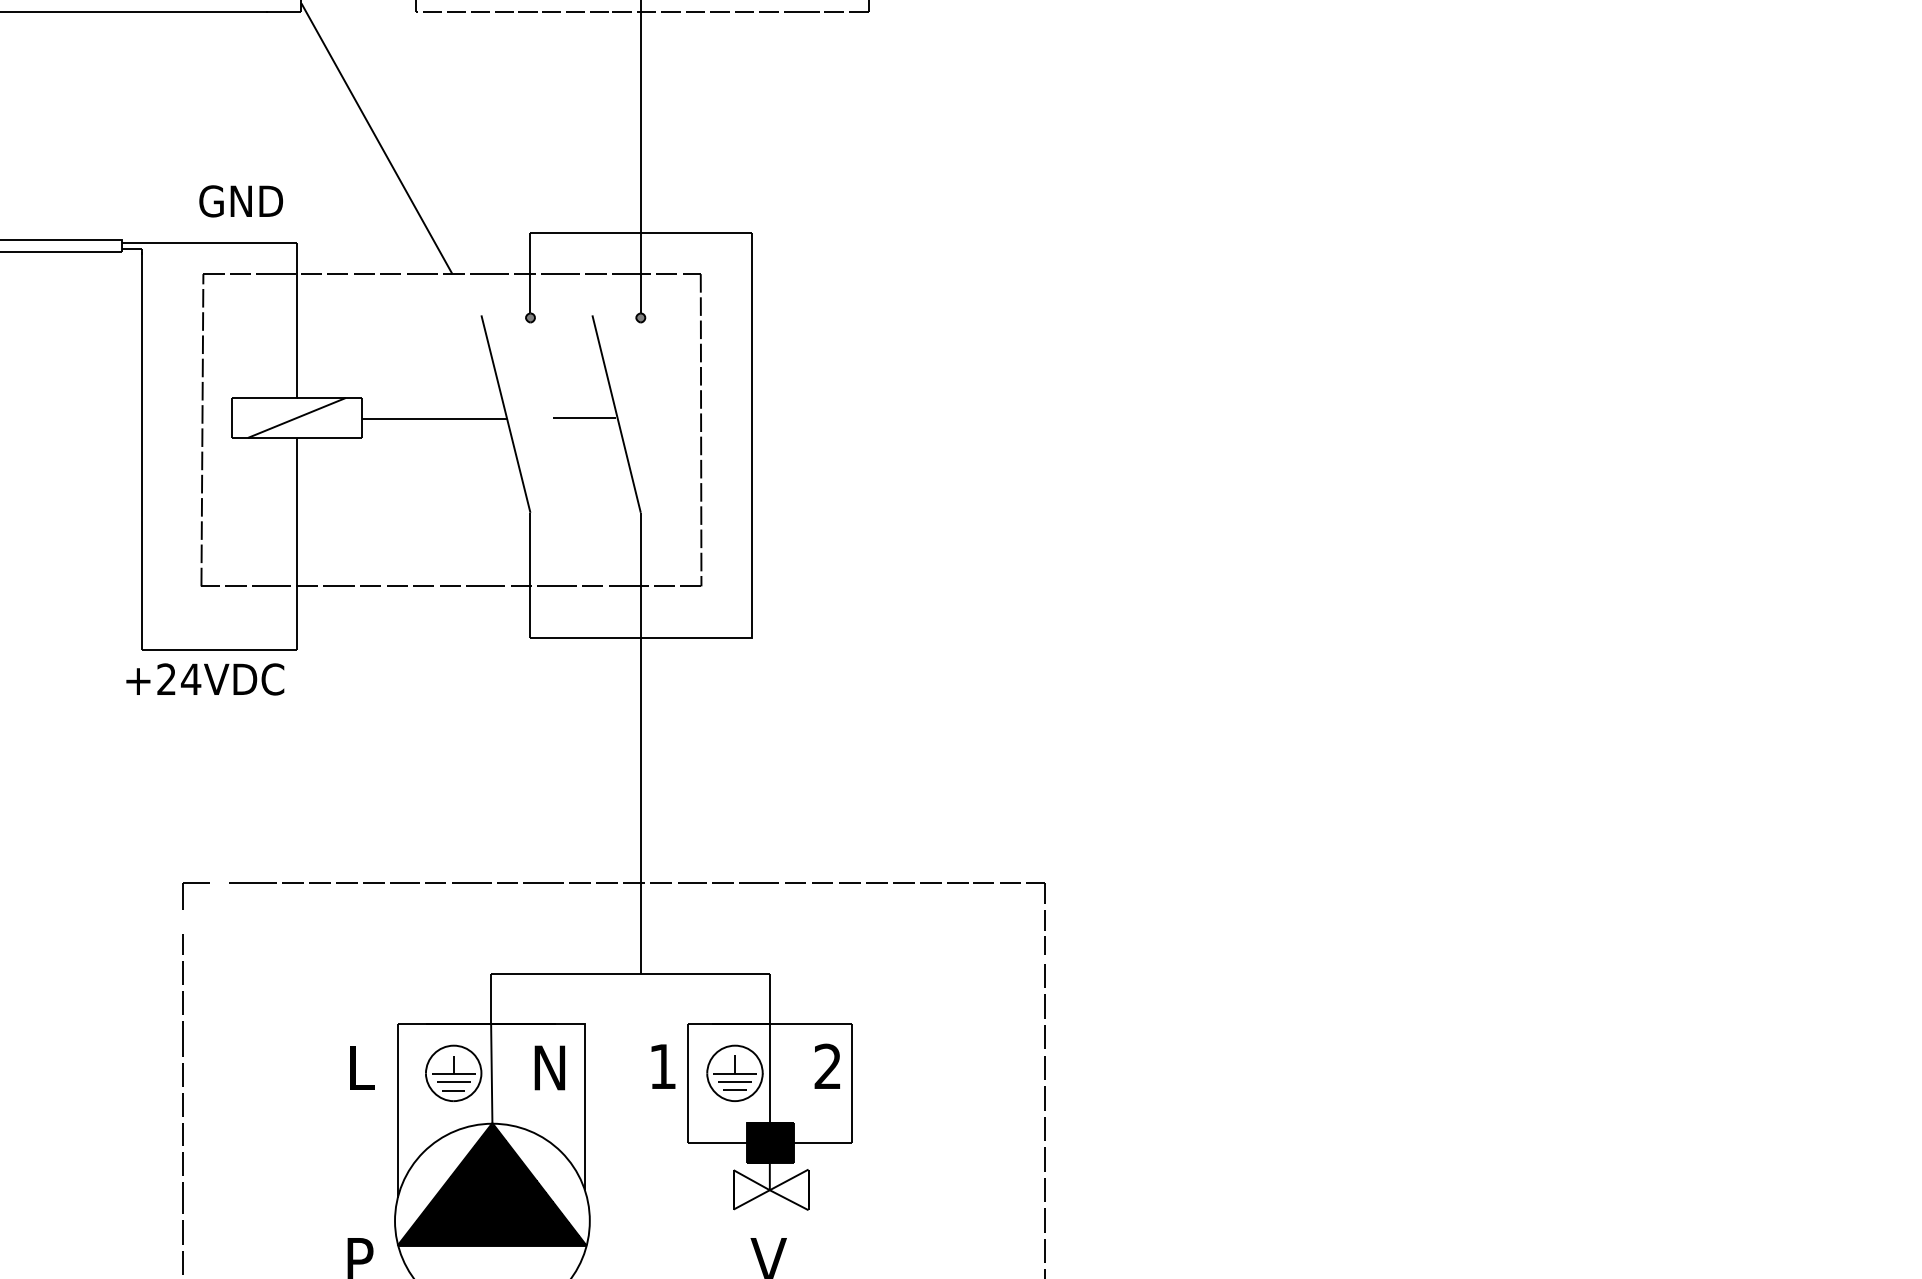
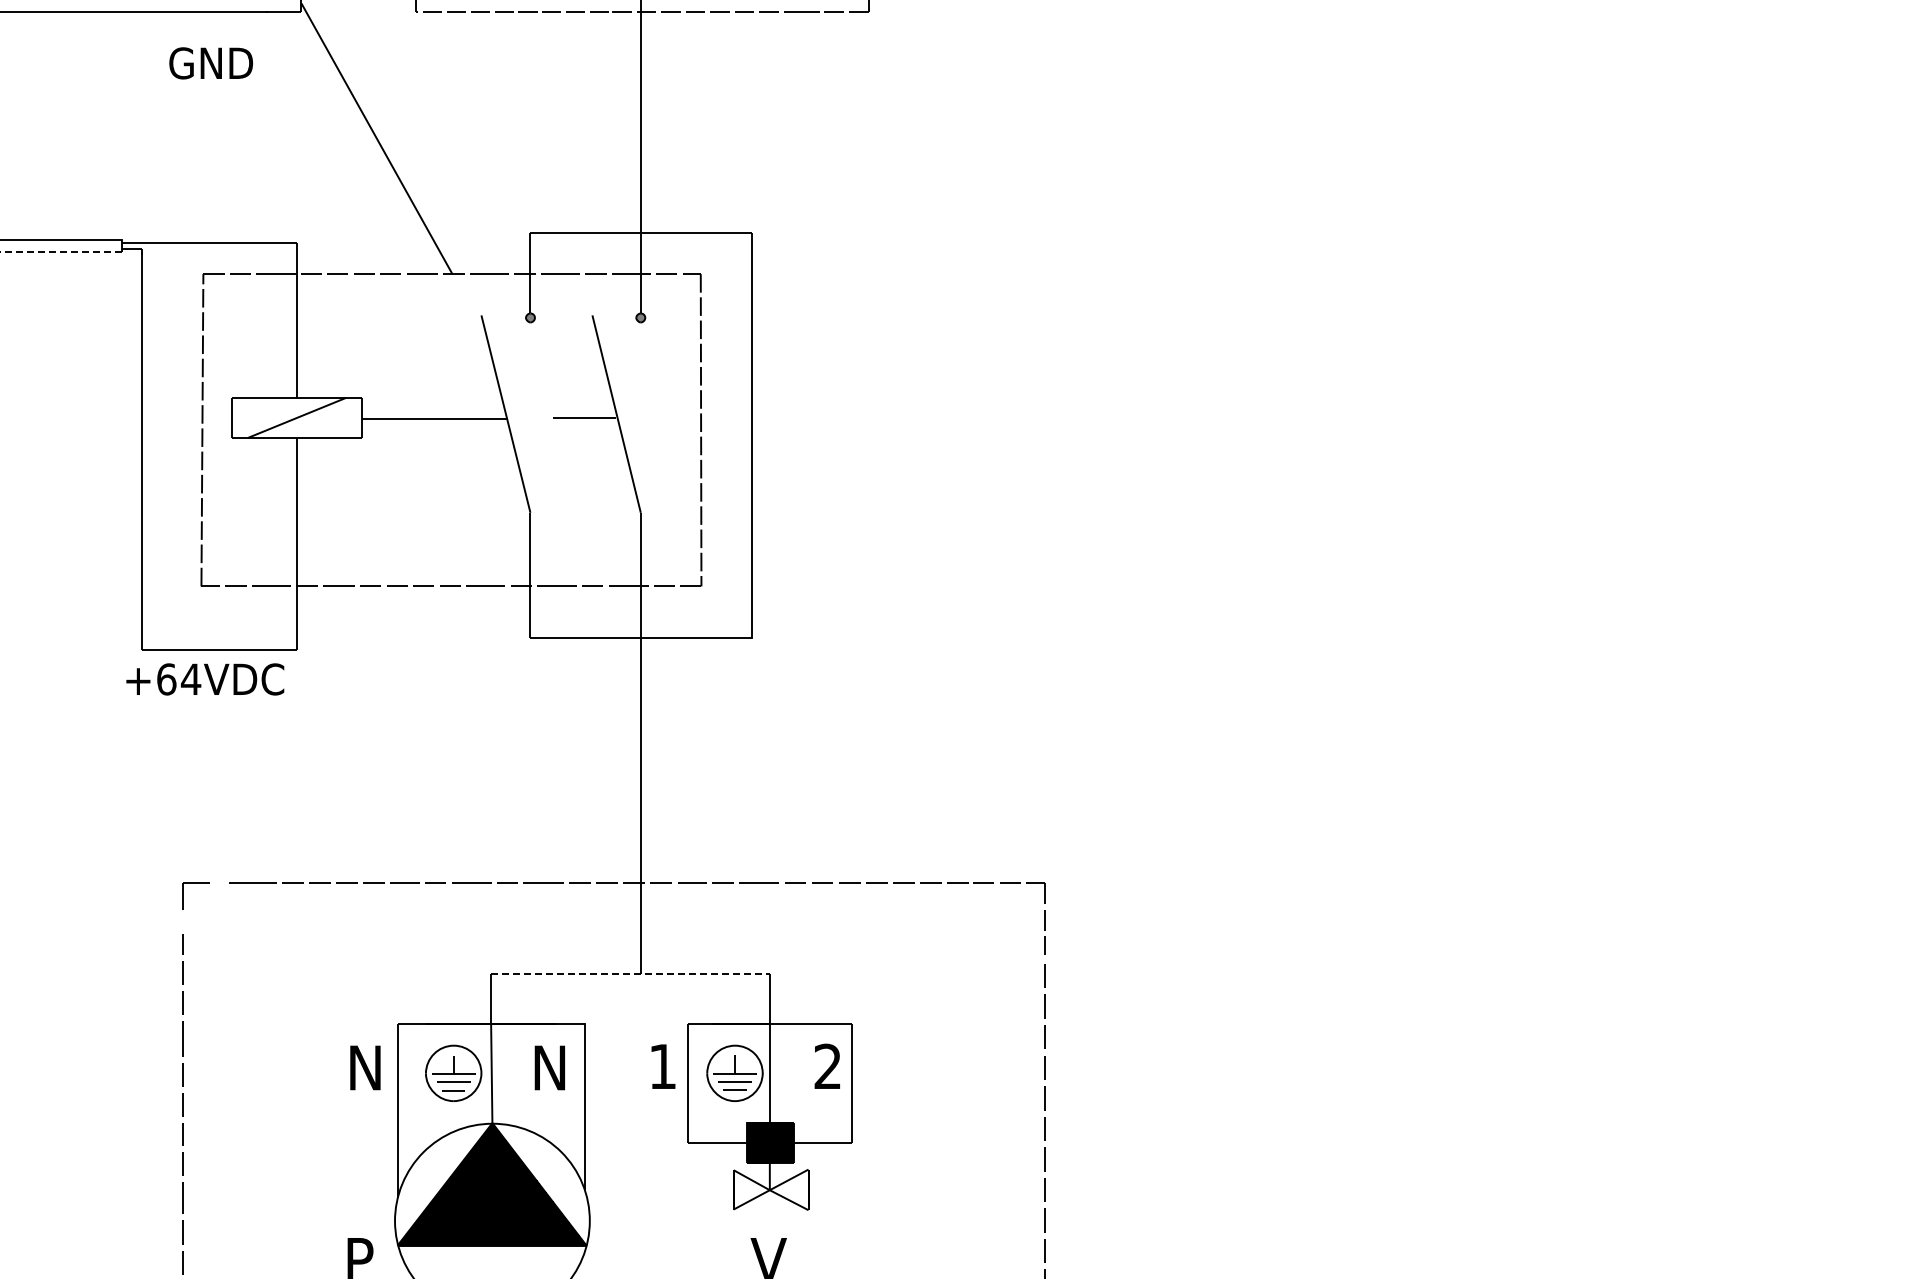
text position: (240, 201) -> (210, 63) (210, 63)
line: solid -> dashed (61, 251)
text: +24VDC -> +64VDC (166, 679)
line: solid -> dashed (631, 974)
text: L -> N (365, 1067)
